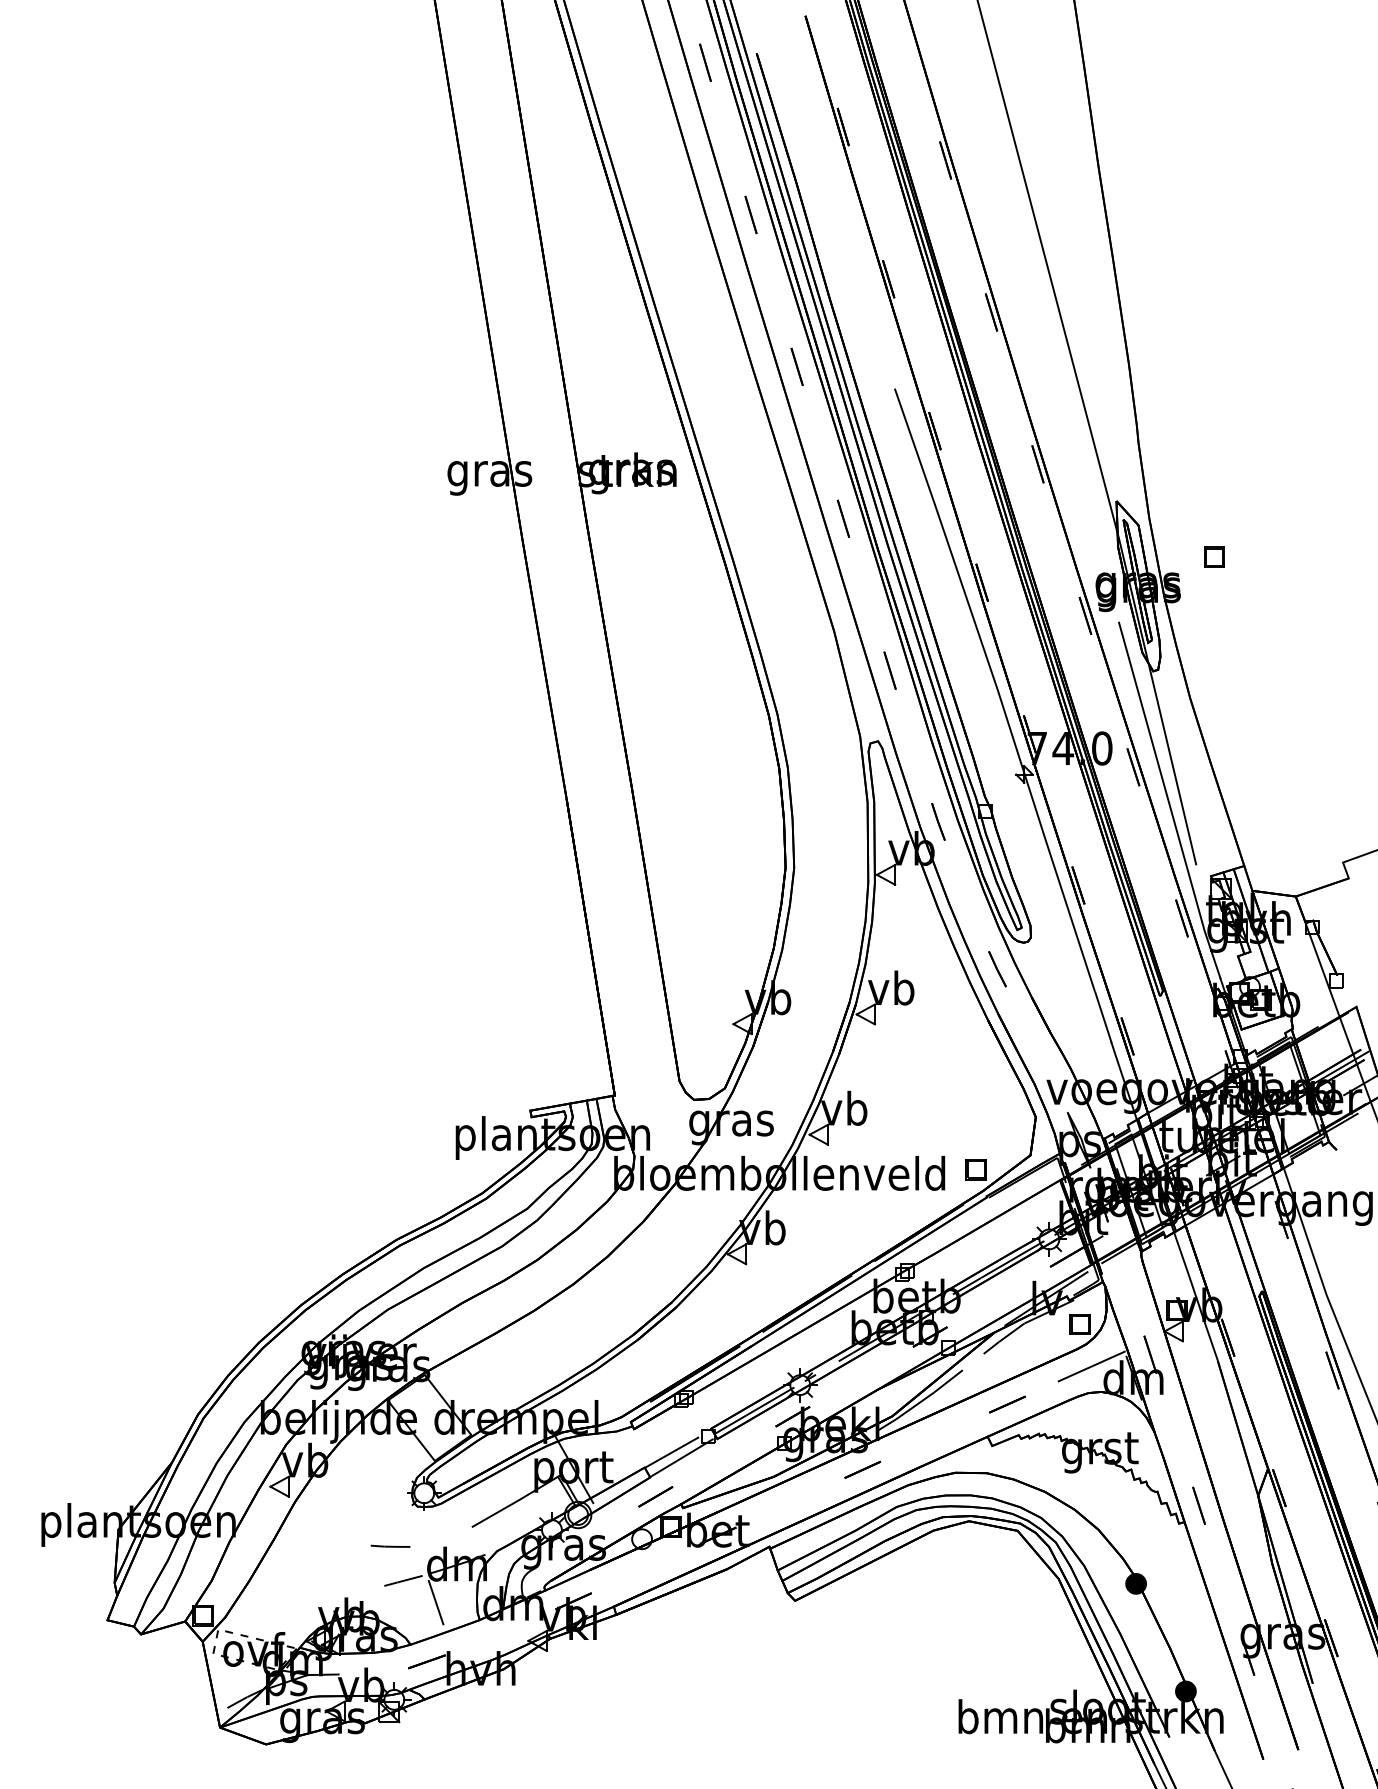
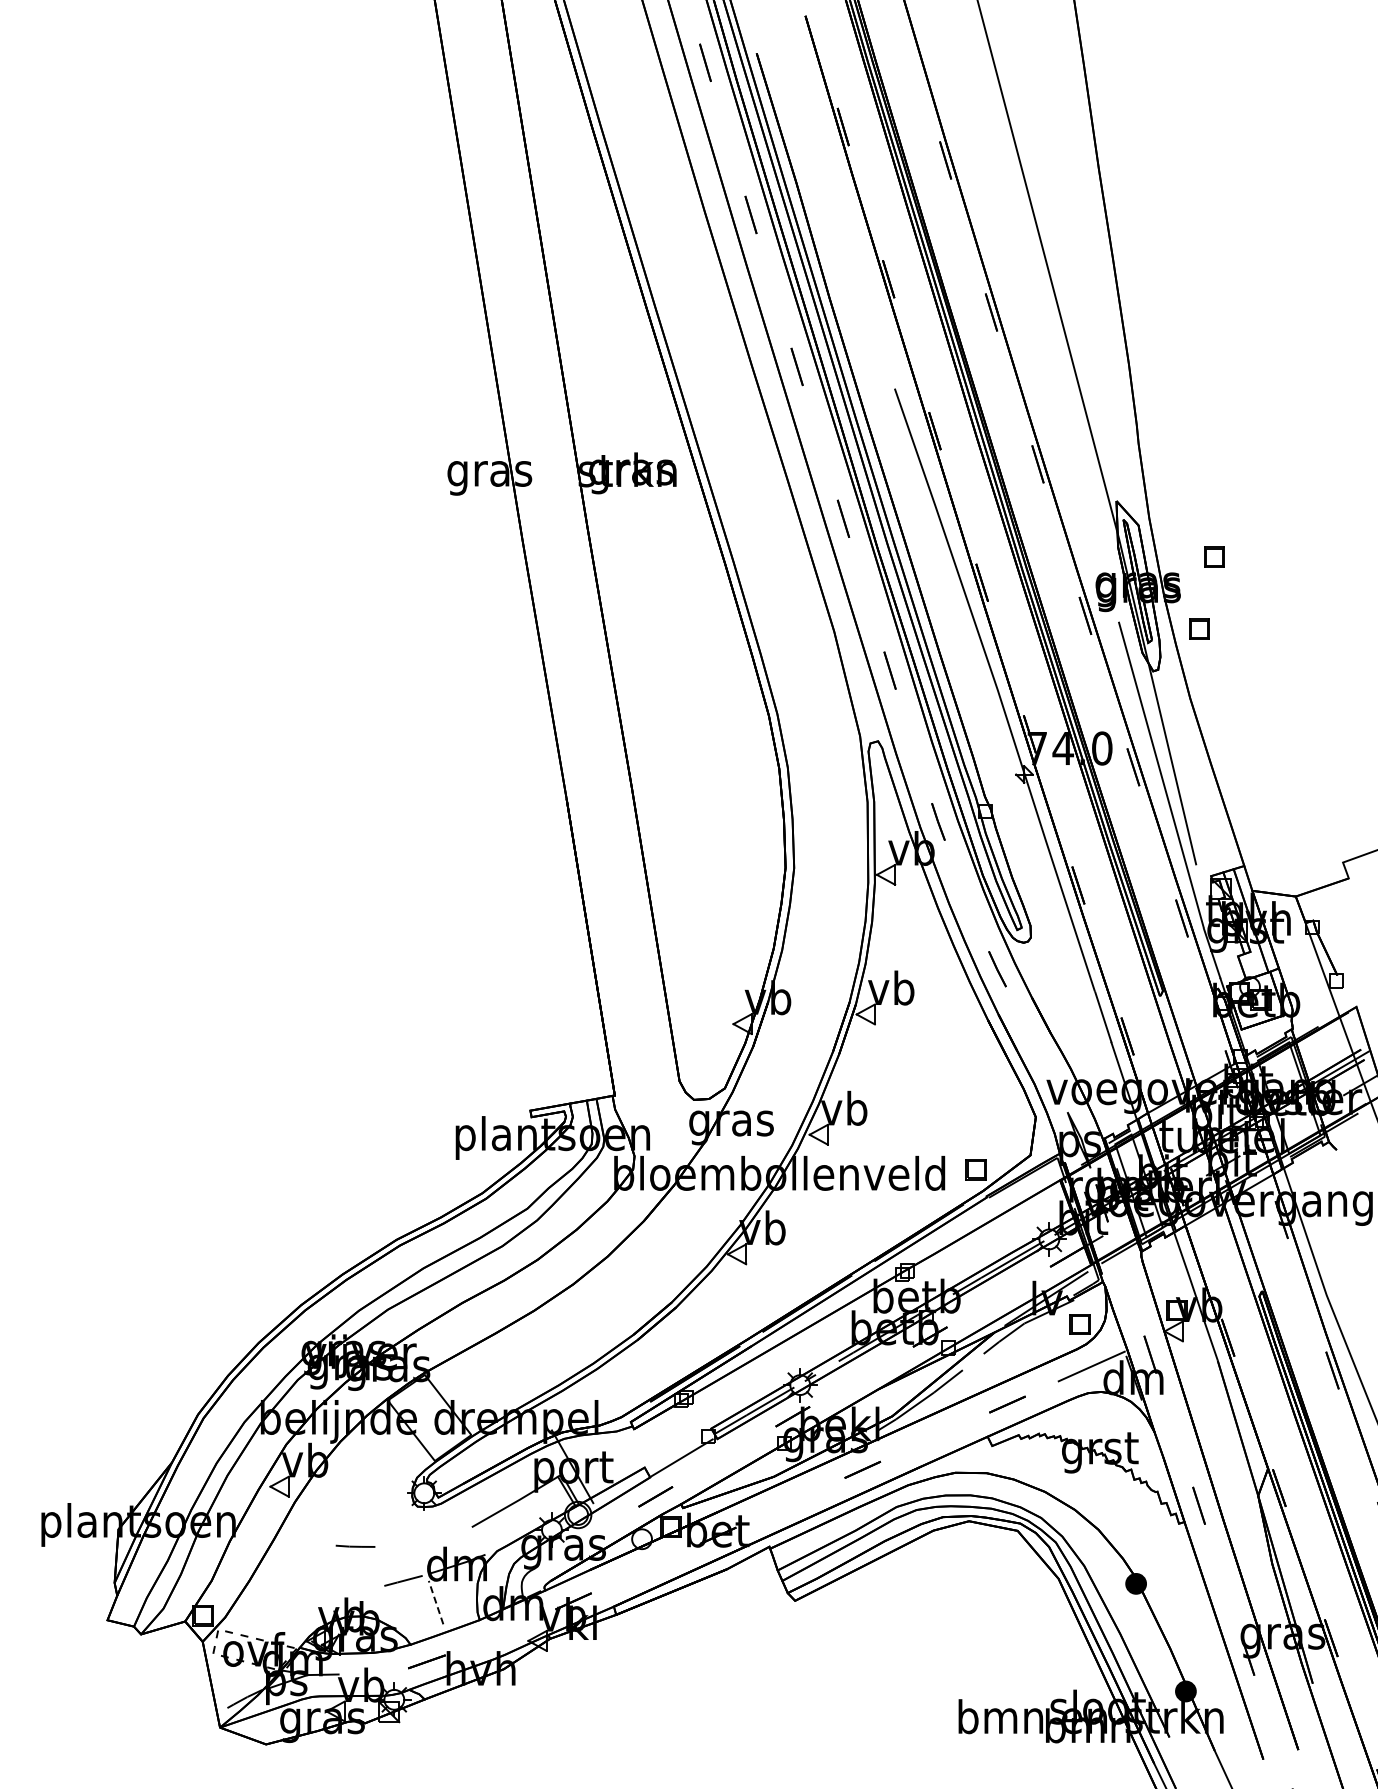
part: none -> present (1199, 628)
line: present -> none (672, 1452)
line position: (390, 1545) -> (355, 1545) (355, 1545)
line: solid -> dashed (436, 1602)
